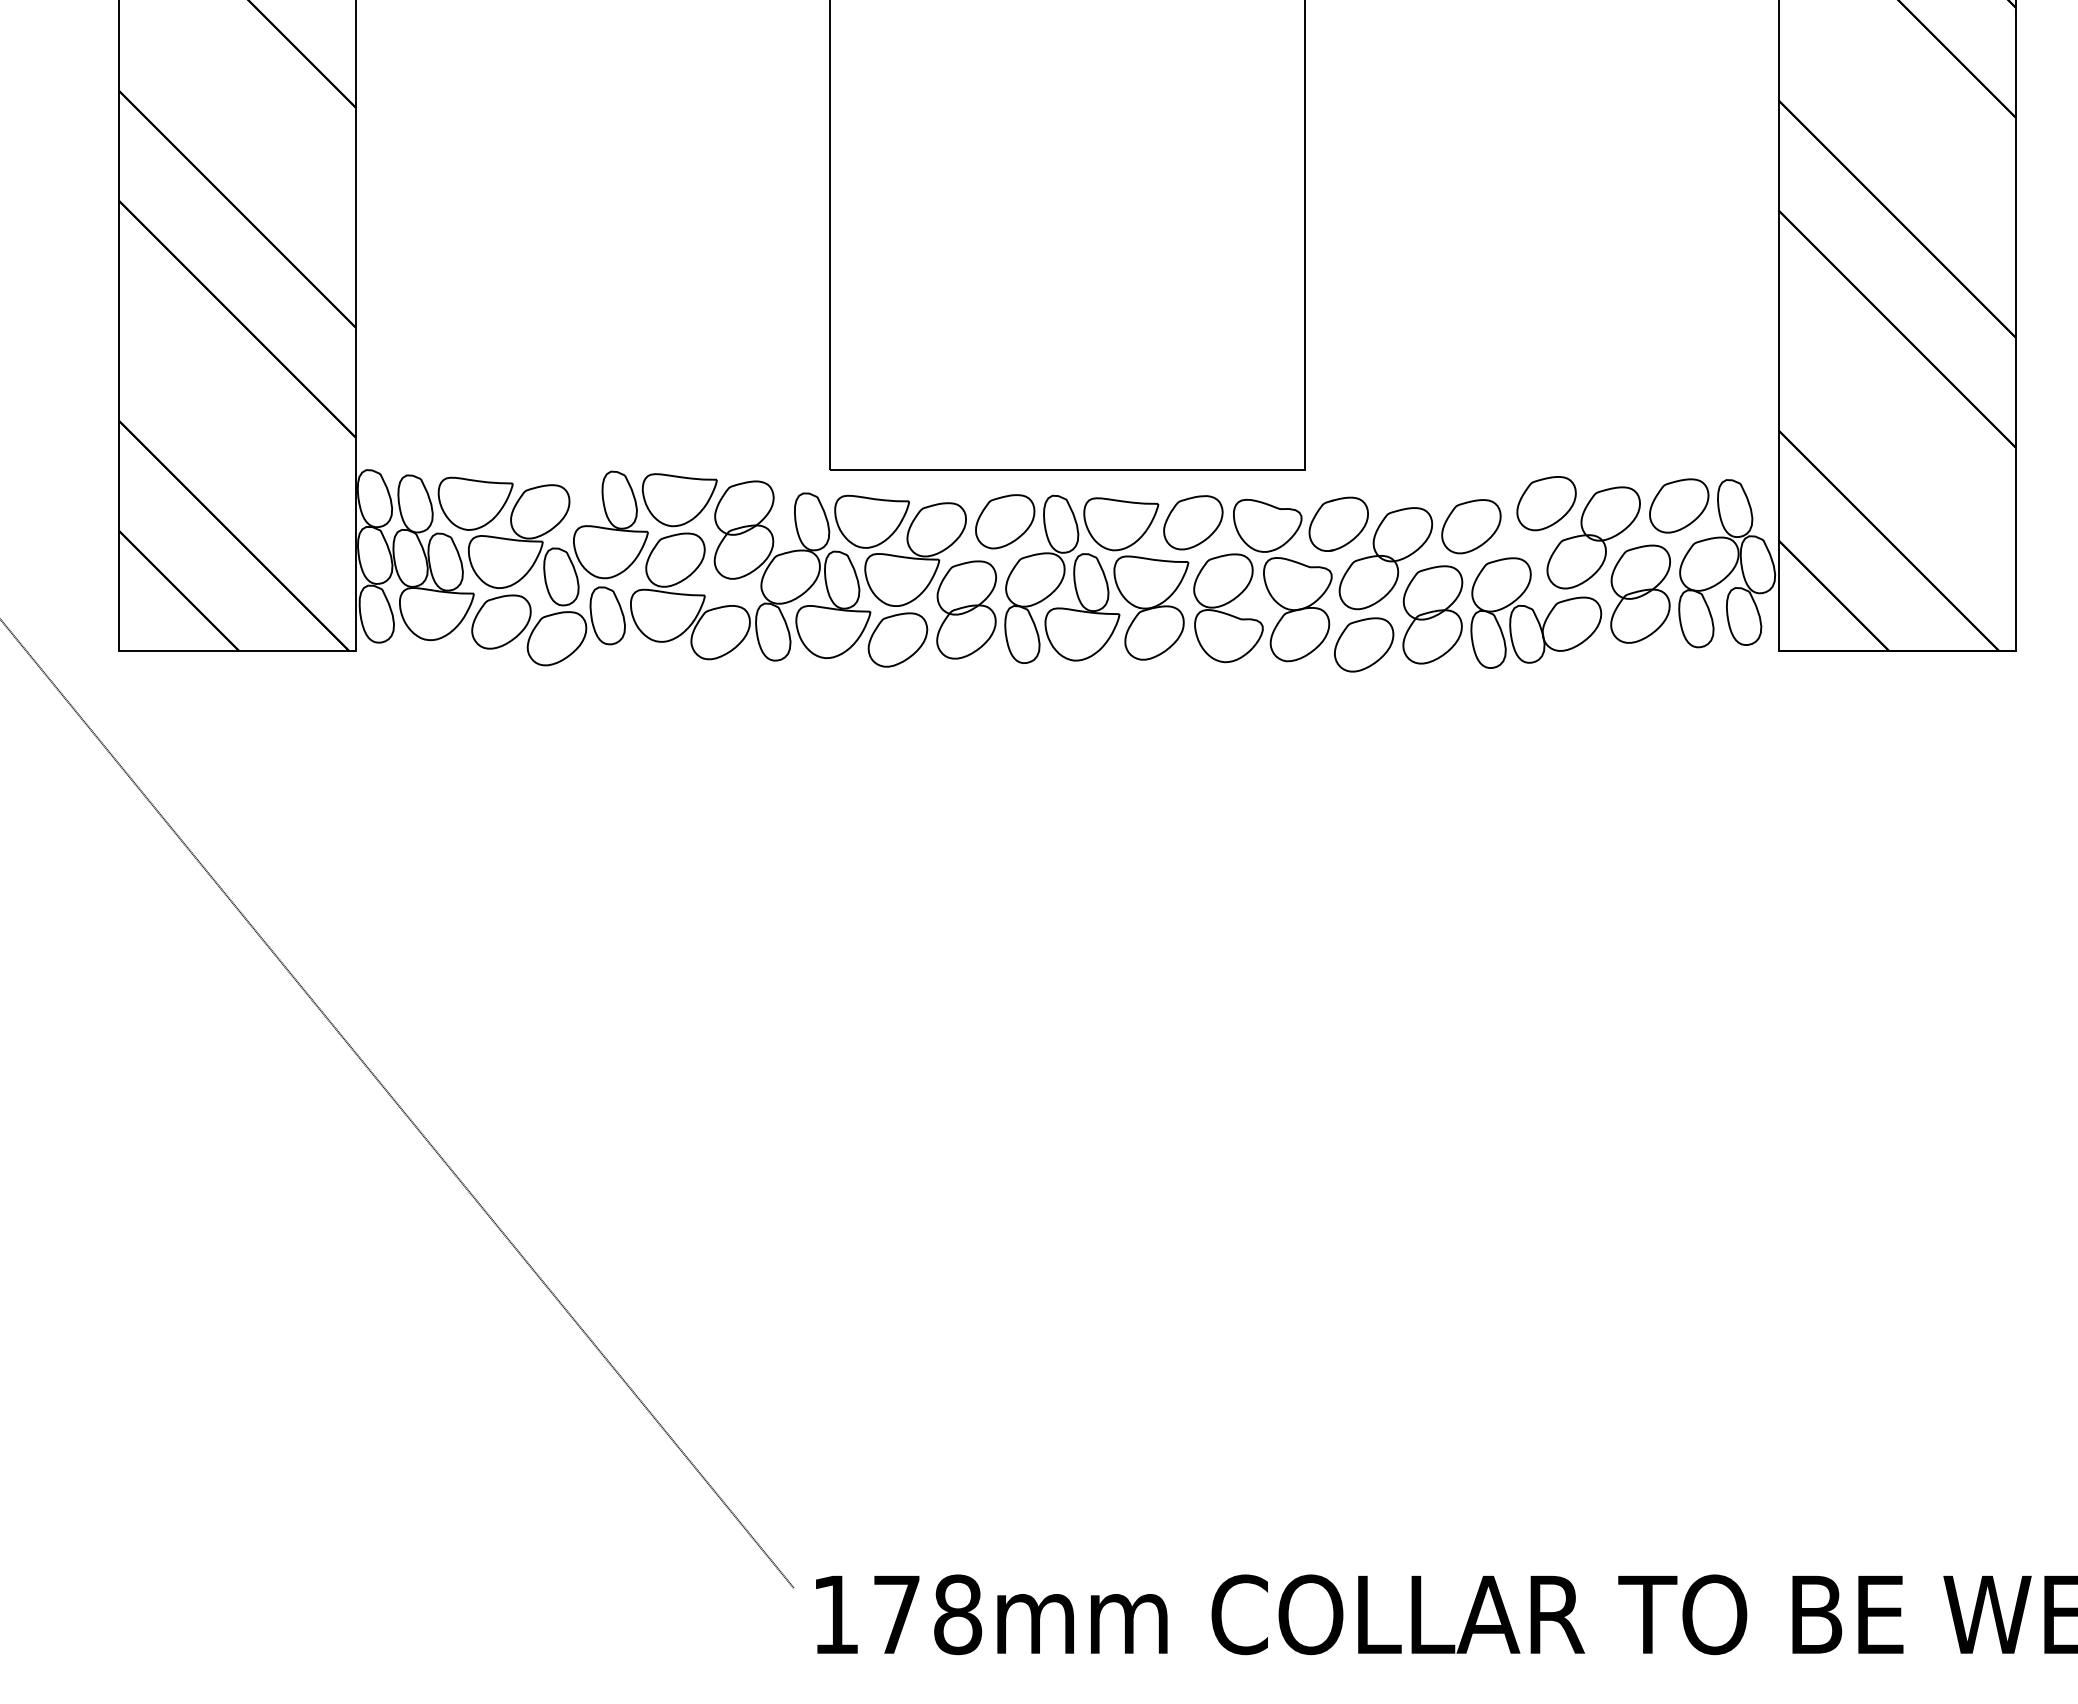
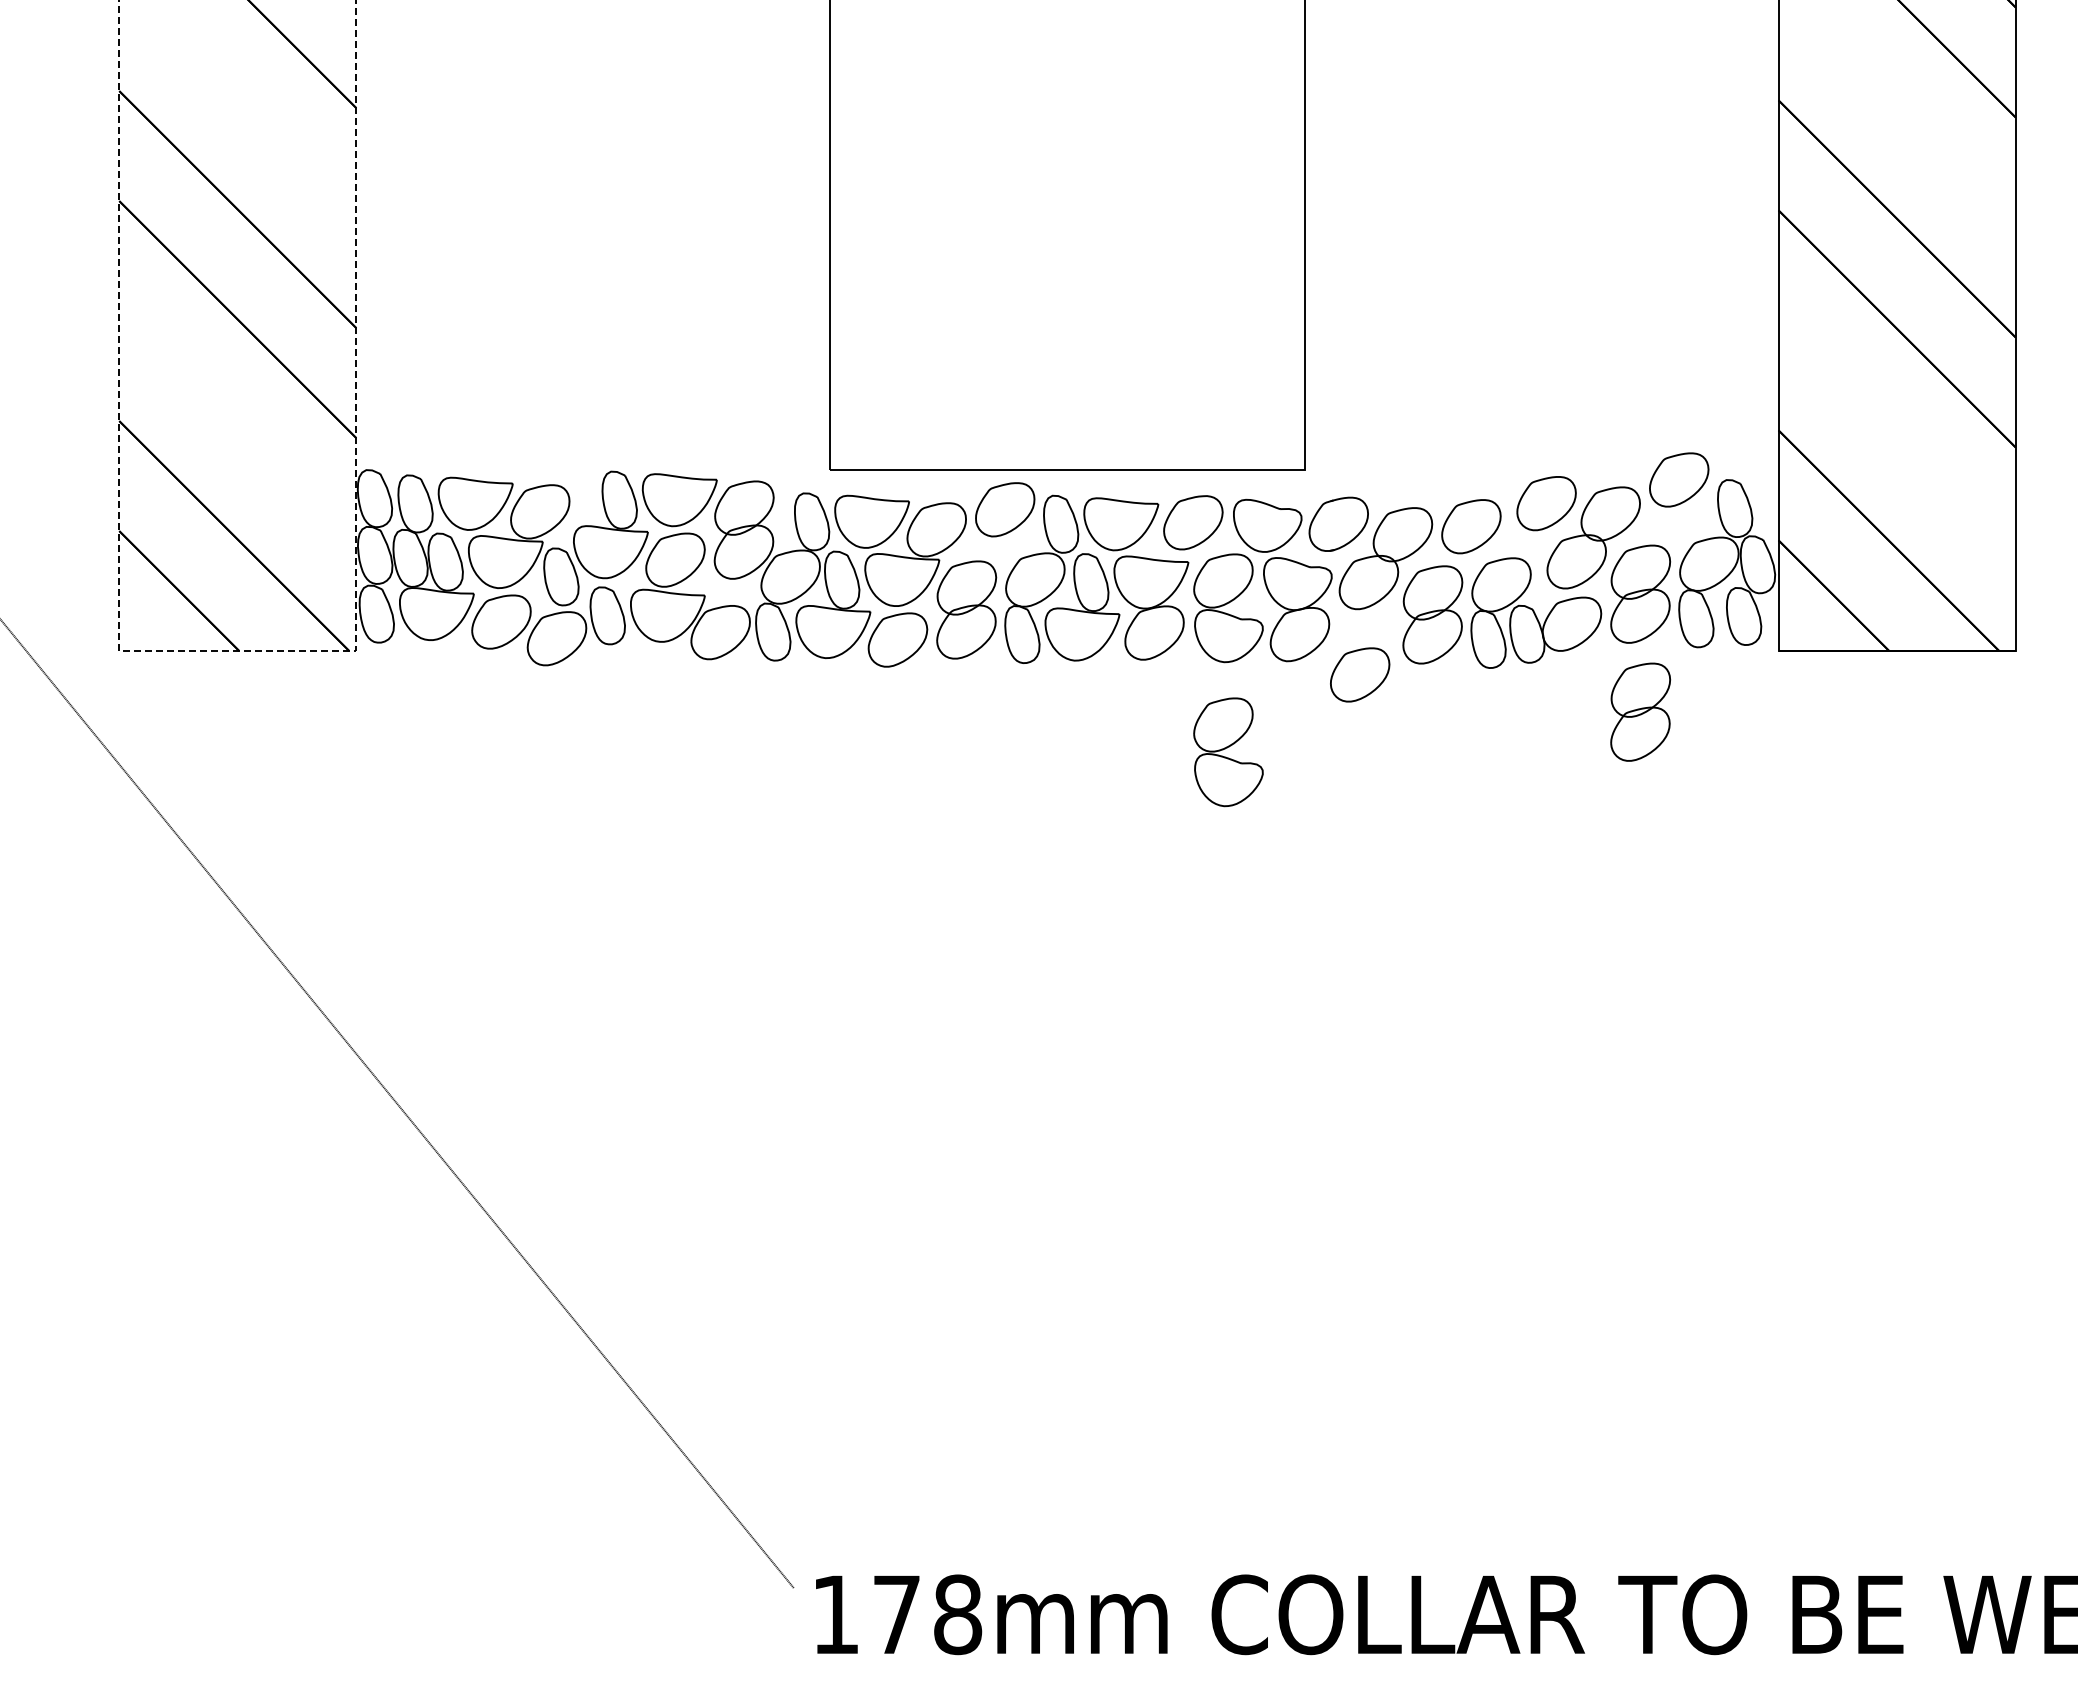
part position: (1679, 505) -> (1679, 479) (1679, 479)
part position: (1005, 521) -> (1005, 509) (1005, 509)
part position: (1364, 644) -> (1360, 674) (1360, 674)
line: solid -> dashed (237, 650)
part: none -> present (1640, 711)
part: none -> present (1228, 752)
